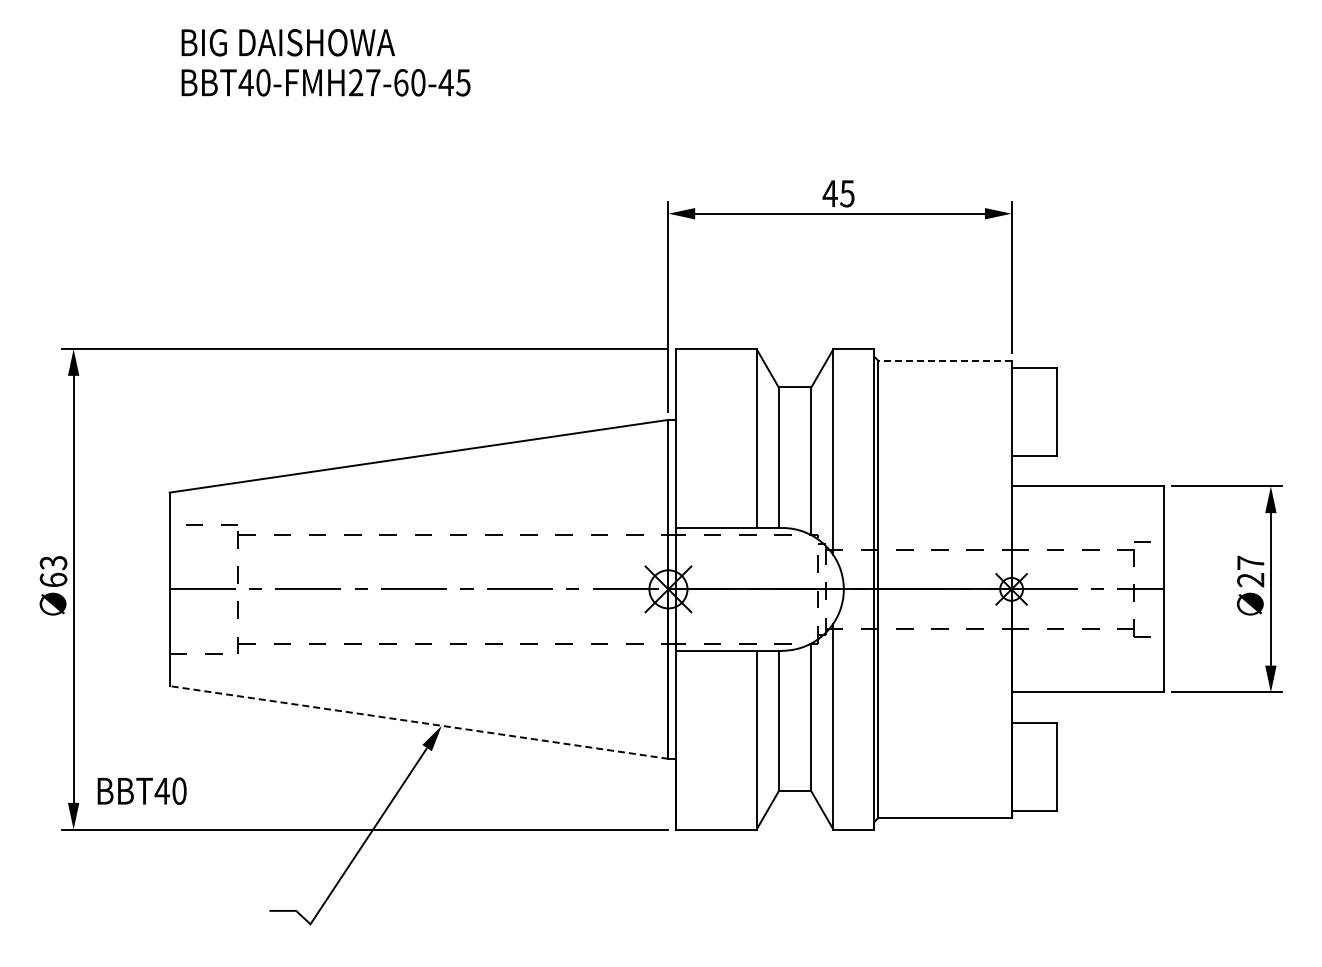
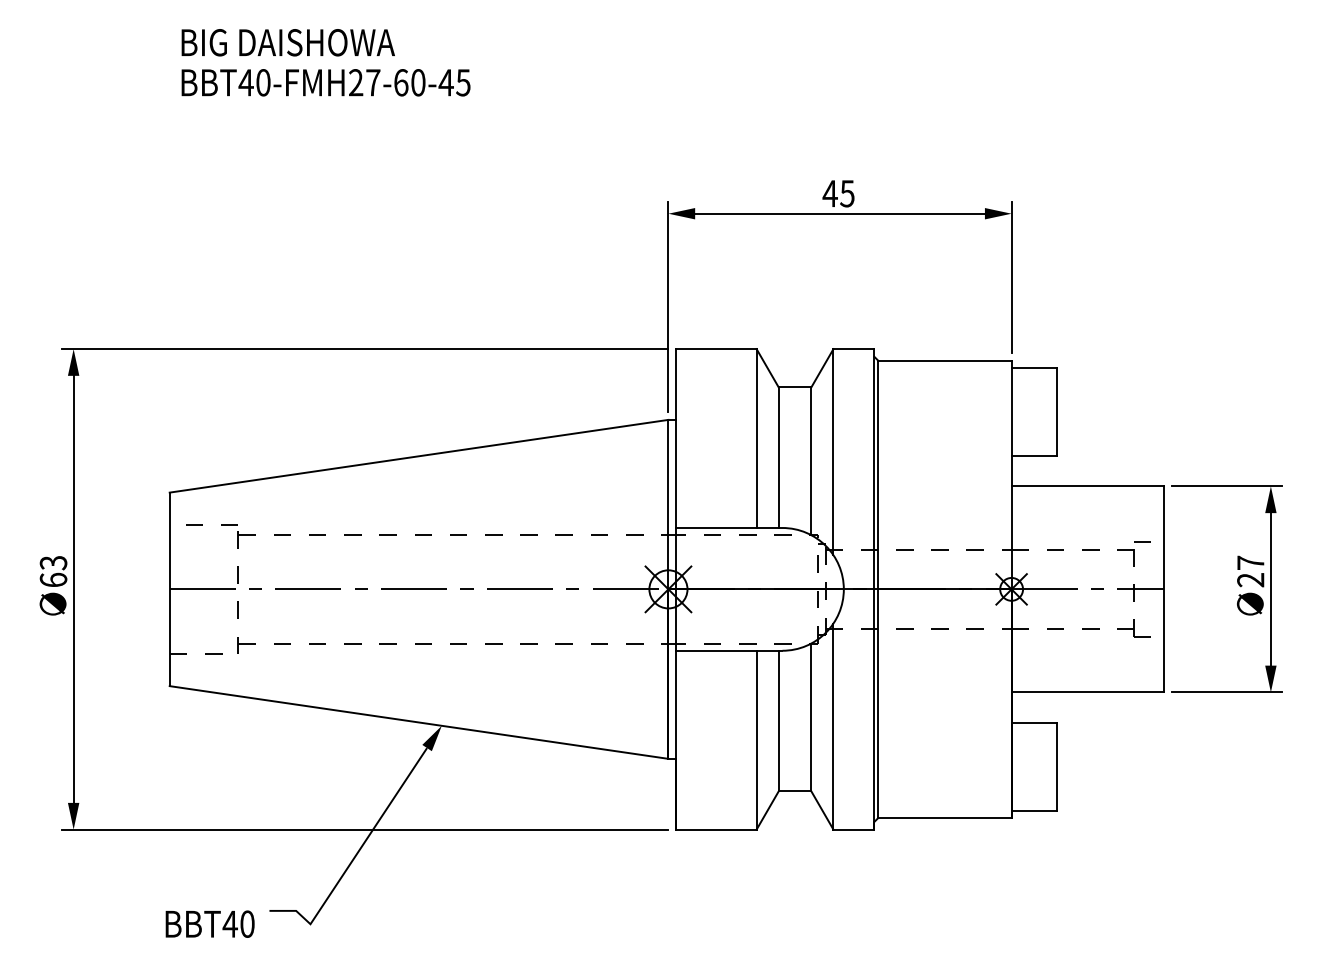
line: dashed -> solid (944, 360)
line: dashed -> solid (418, 722)
text position: (141, 790) -> (209, 923) (209, 923)
